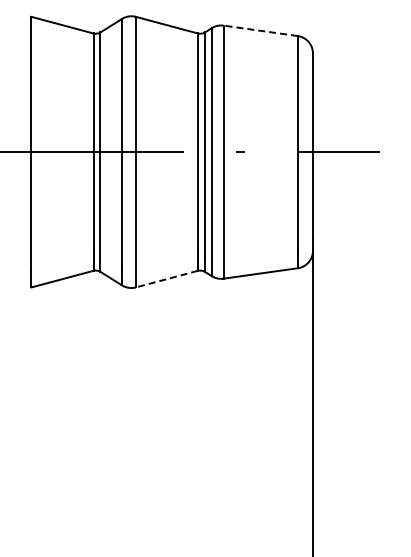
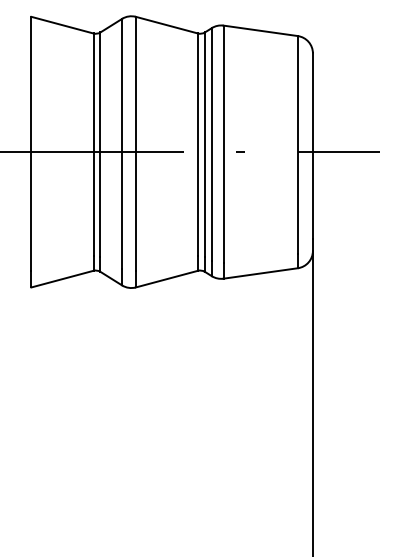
line: dashed -> solid (260, 30)
line: dashed -> solid (166, 279)
